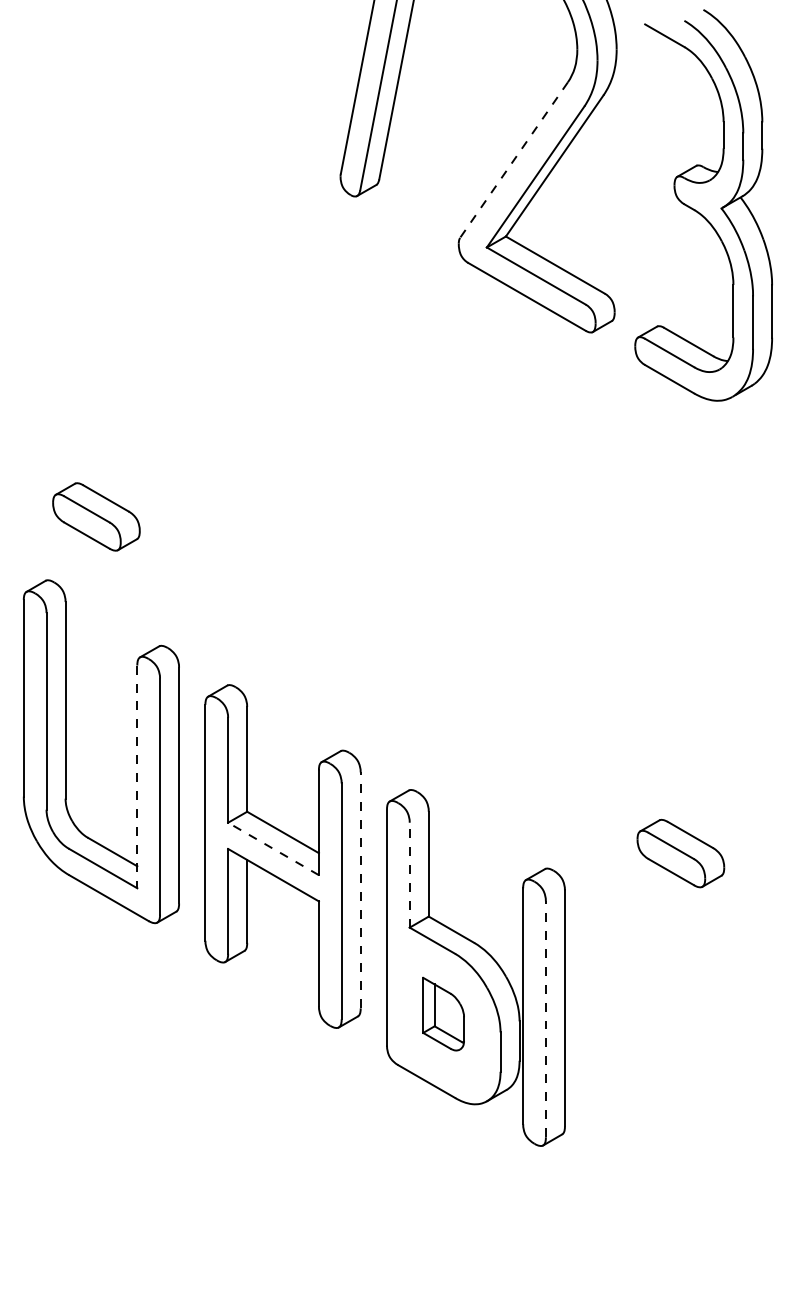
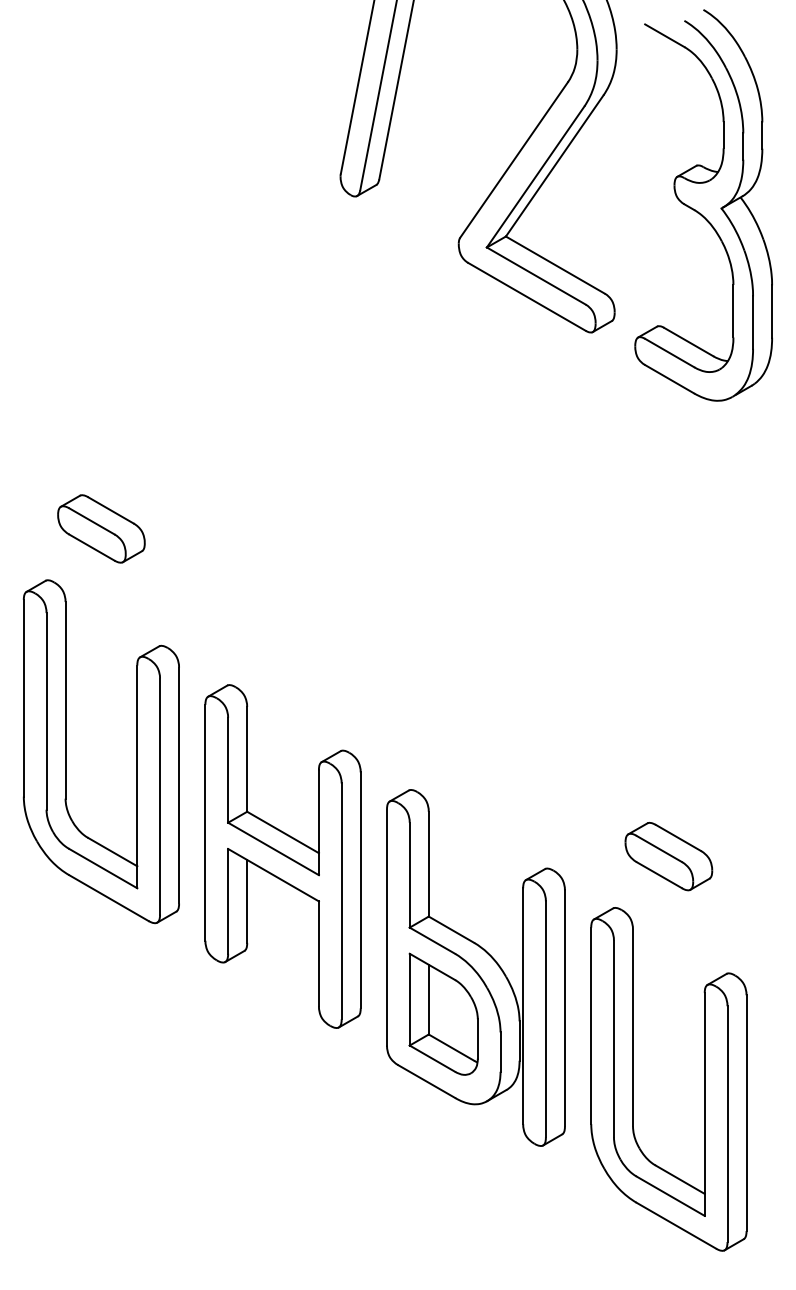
line: dashed -> solid (514, 160)
part position: (96, 516) -> (101, 528) (101, 528)
line: dashed -> solid (137, 777)
line: dashed -> solid (273, 848)
part position: (680, 853) -> (668, 856) (668, 856)
line: dashed -> solid (409, 874)
line: dashed -> solid (360, 890)
part size: 43x76 px -> 71x124 px (443, 1013)
line: dashed -> solid (545, 1019)
part: none -> present (633, 1079)
